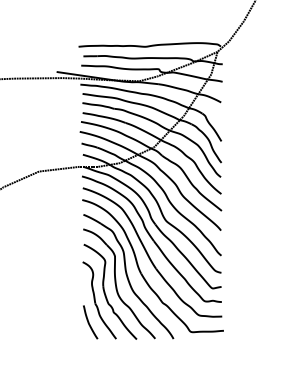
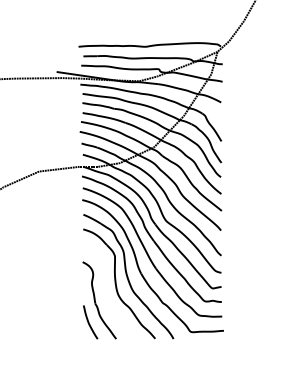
part: present -> none (110, 291)
